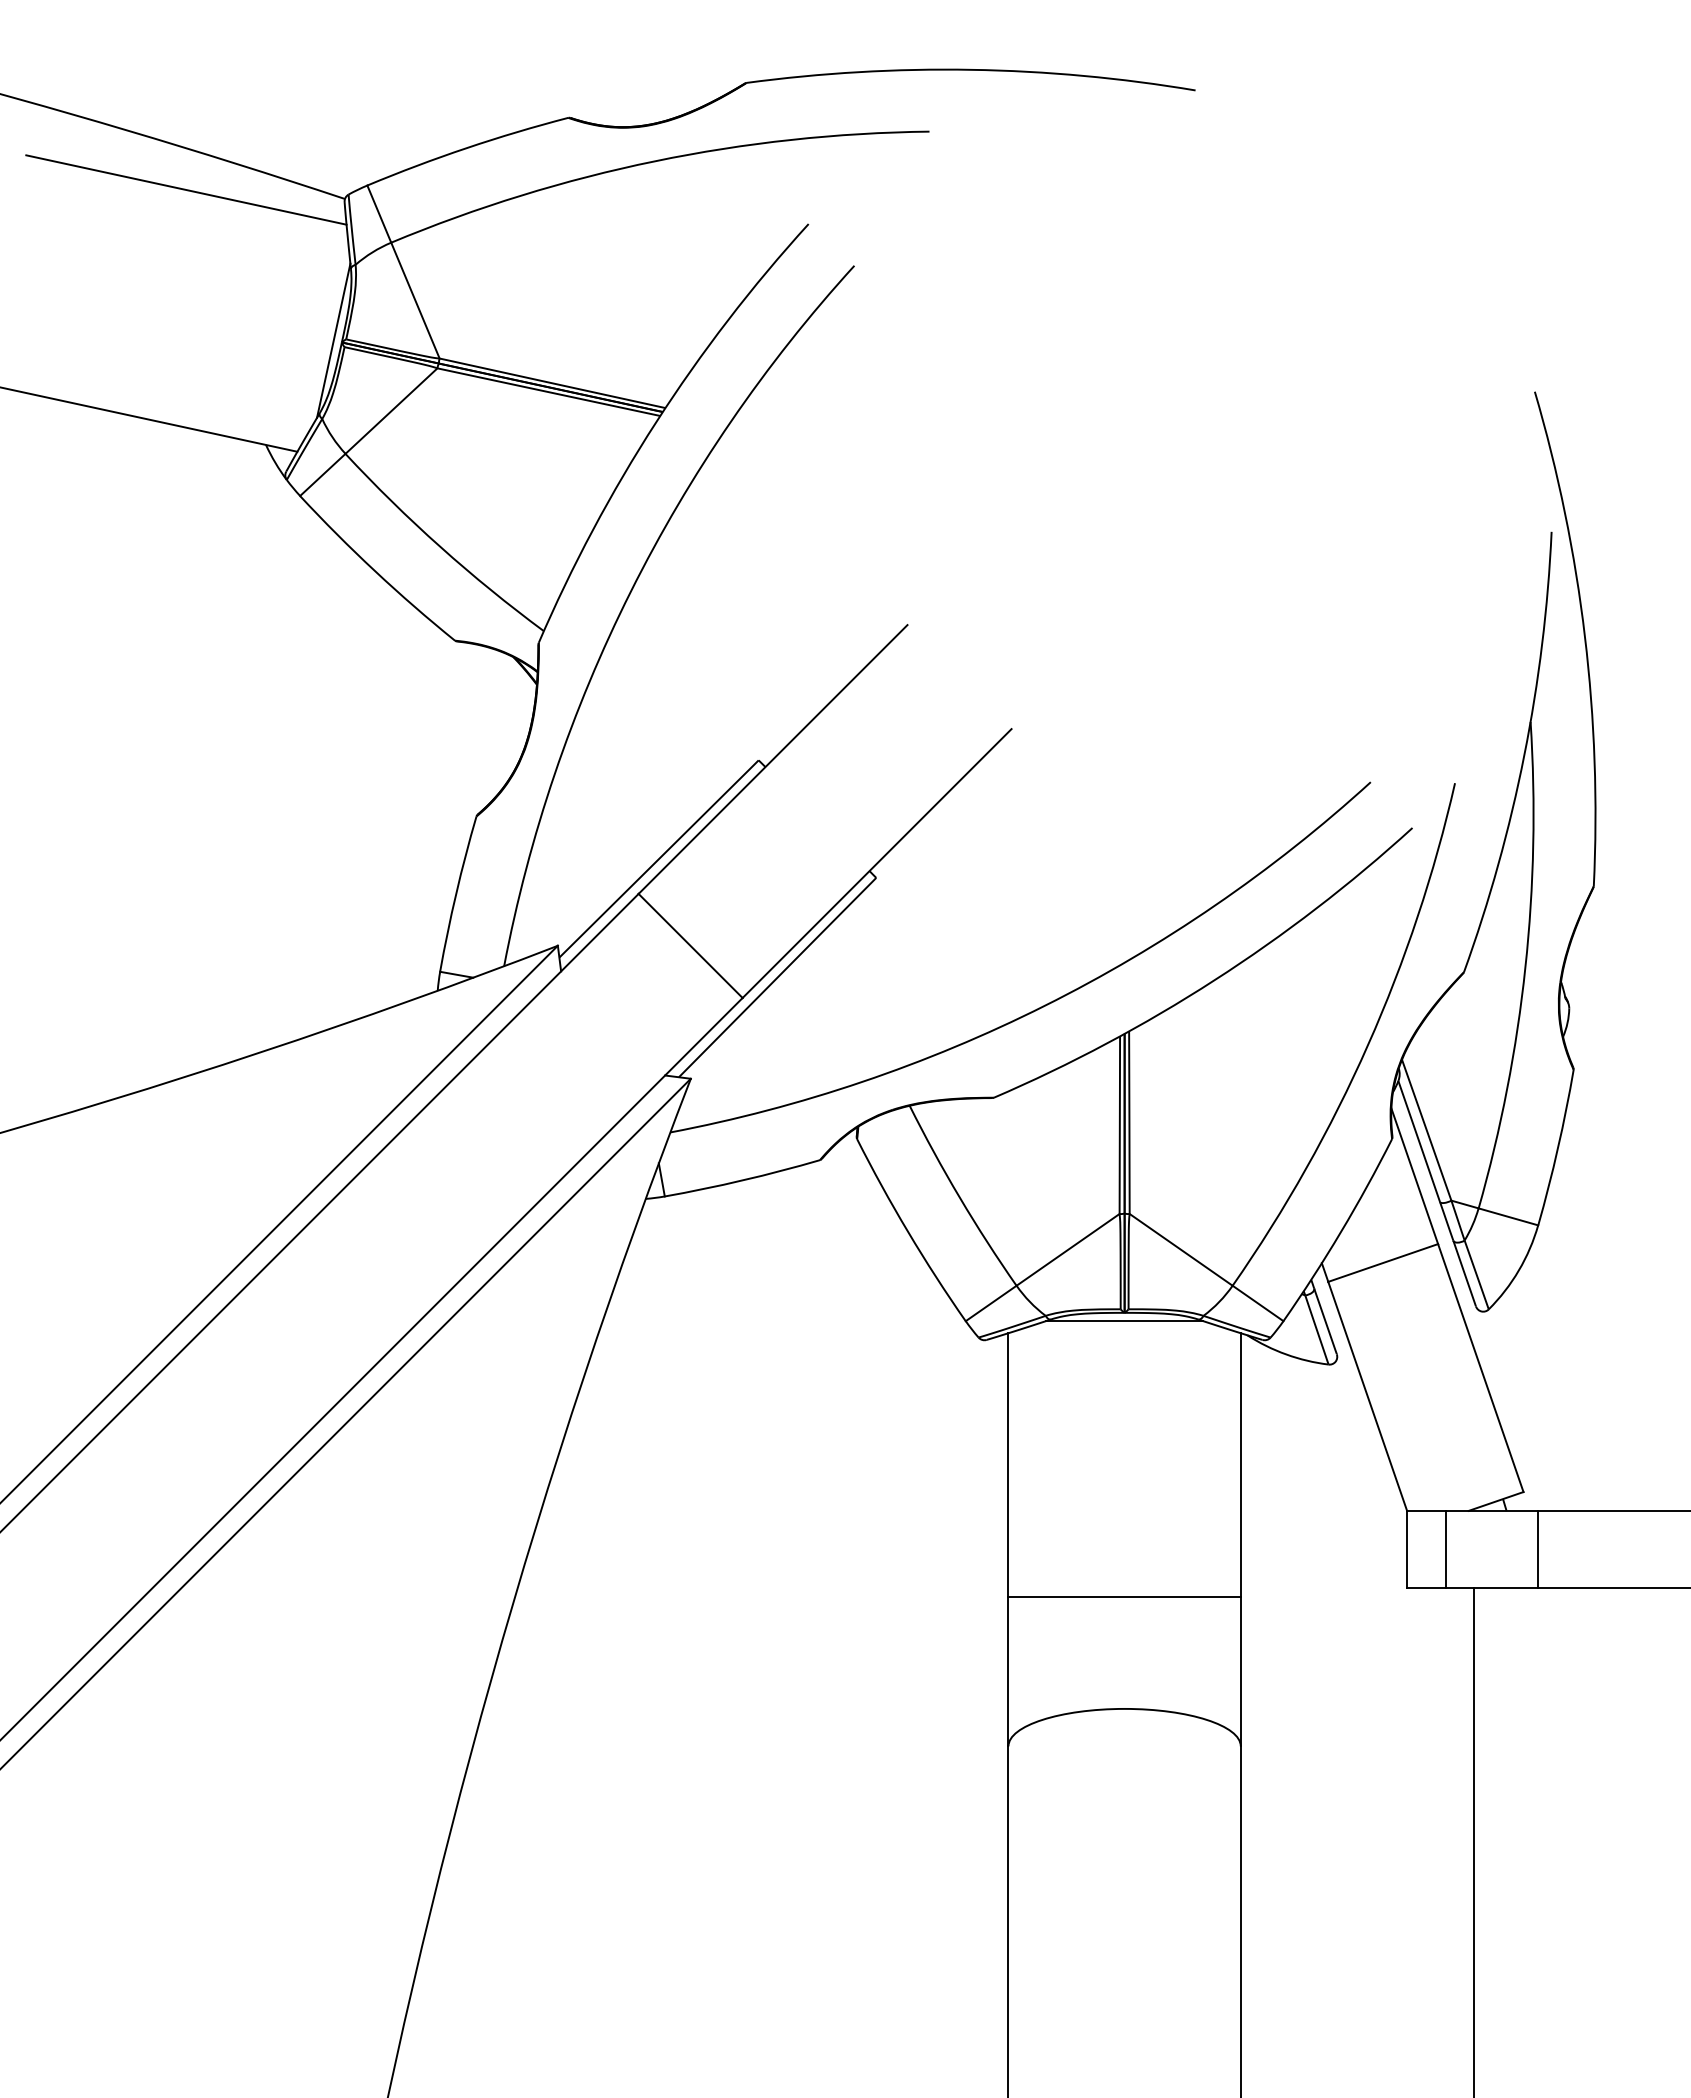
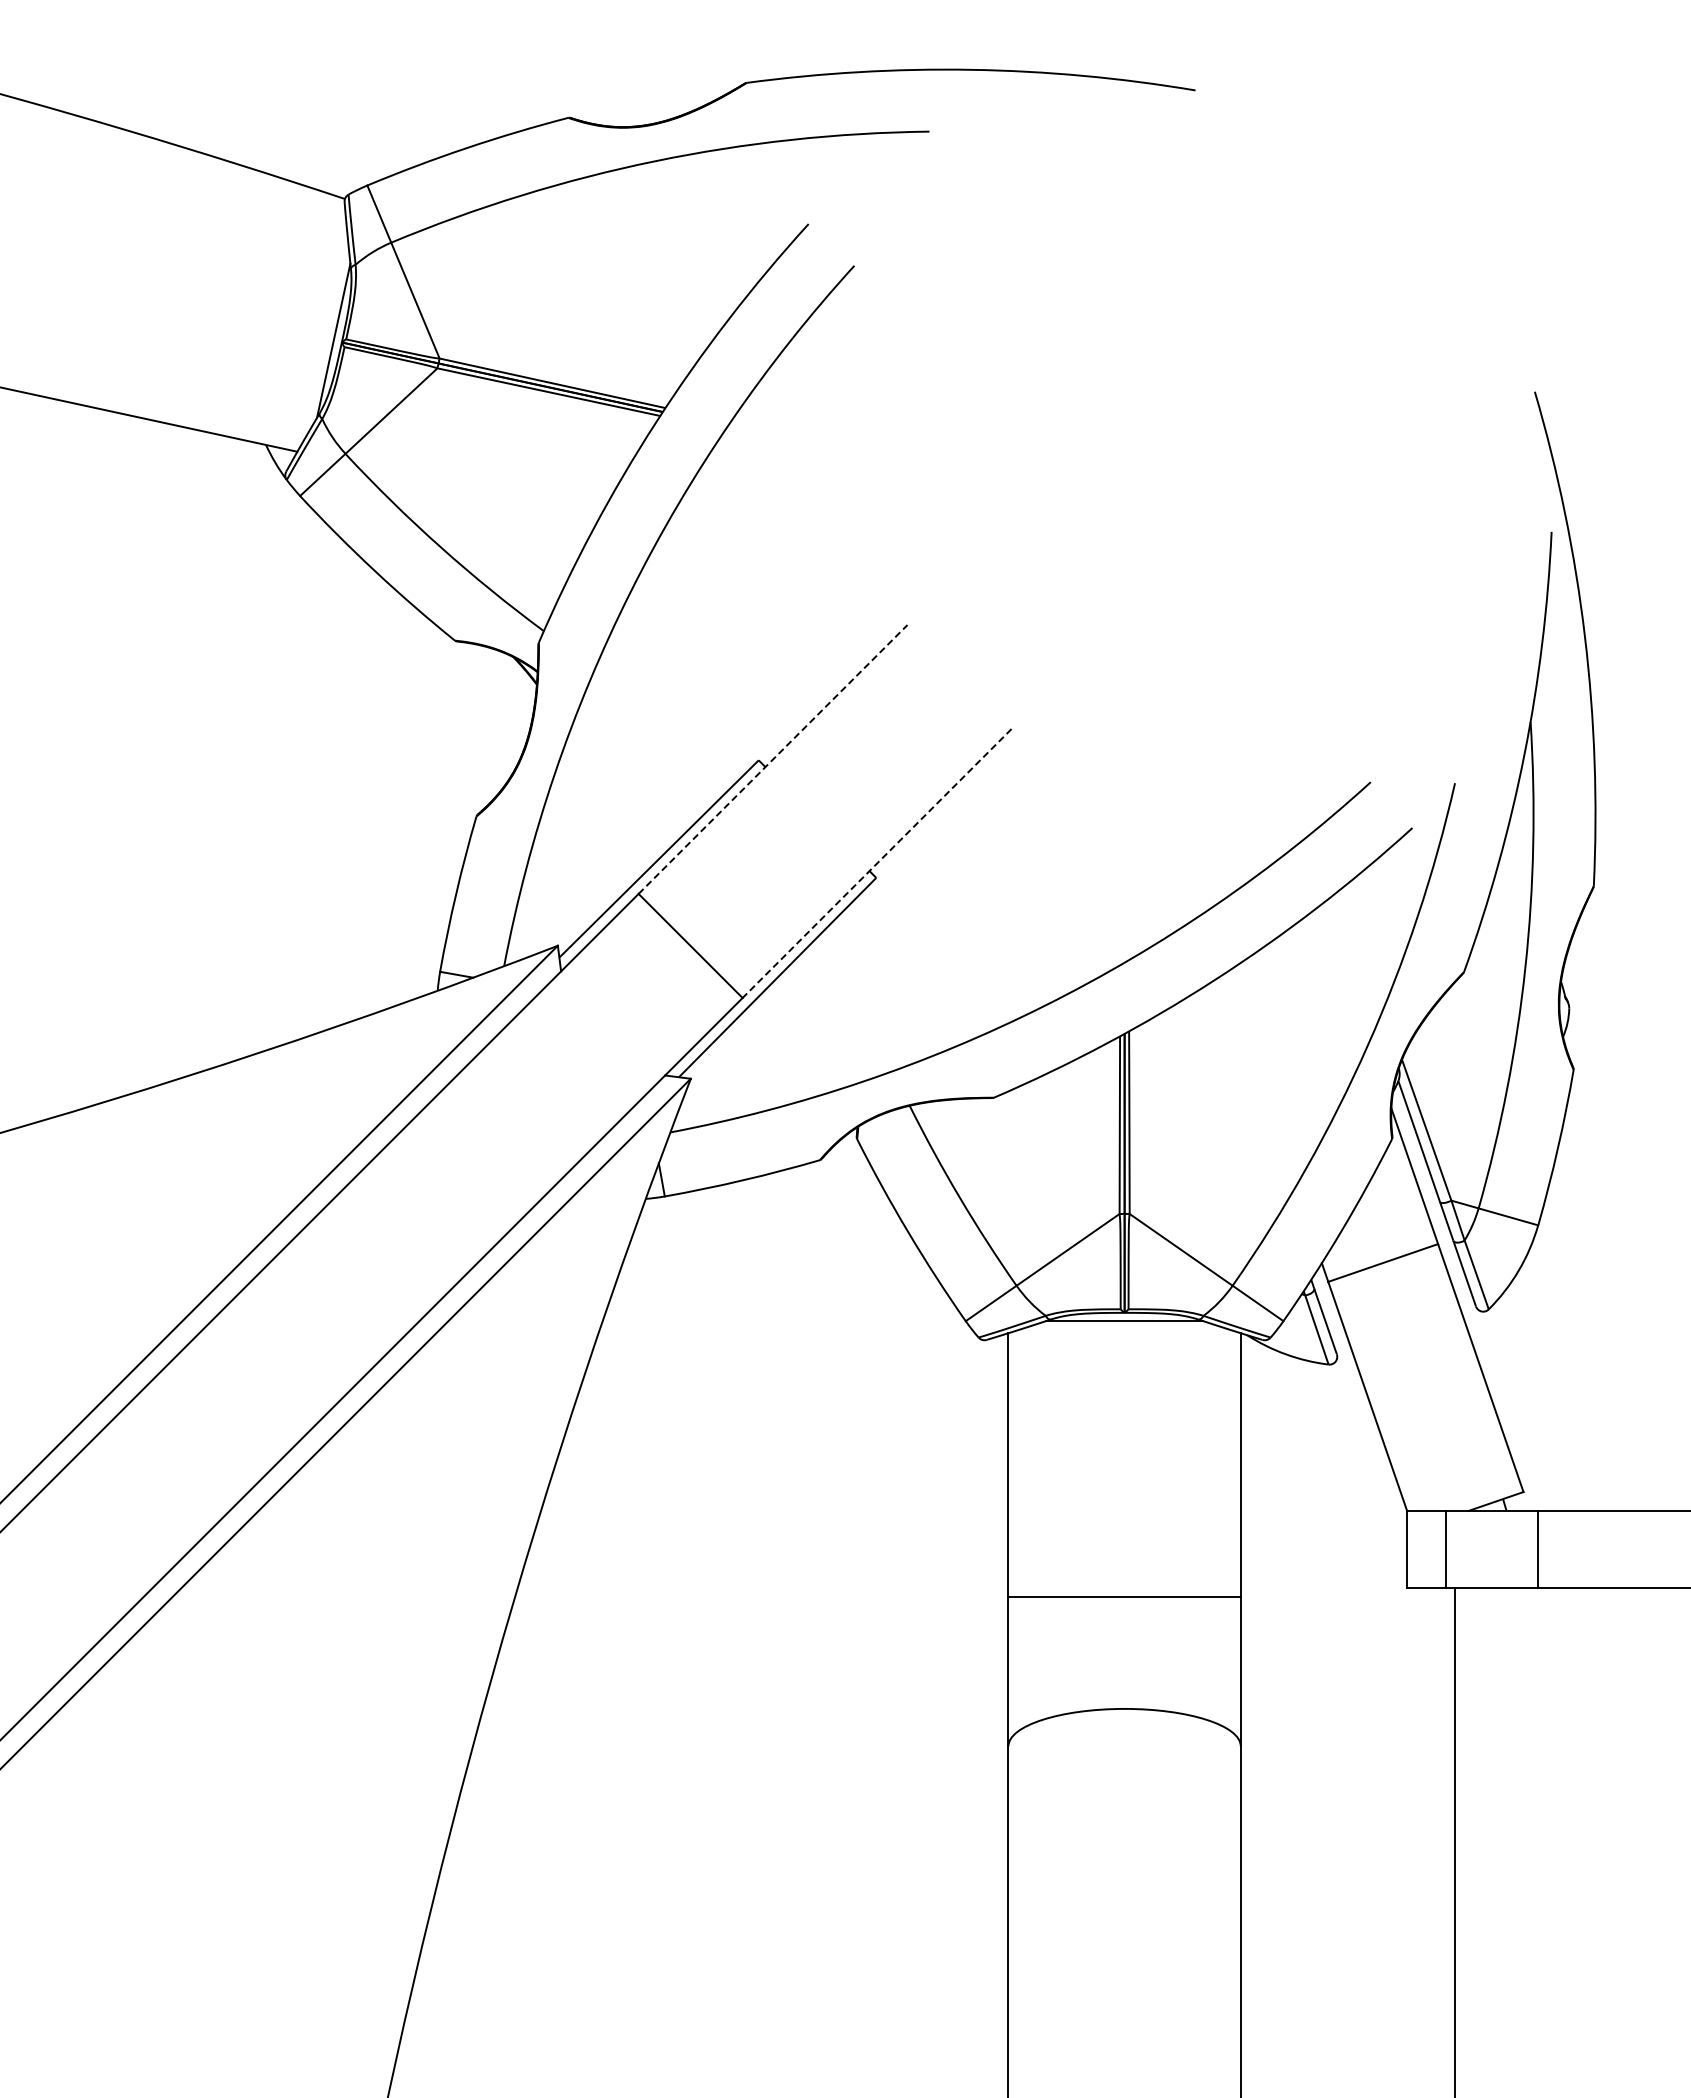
line: present -> none (186, 189)
line: solid -> dashed (773, 759)
line: solid -> dashed (876, 863)
line position: (1474, 1841) -> (1455, 1841) (1455, 1841)
